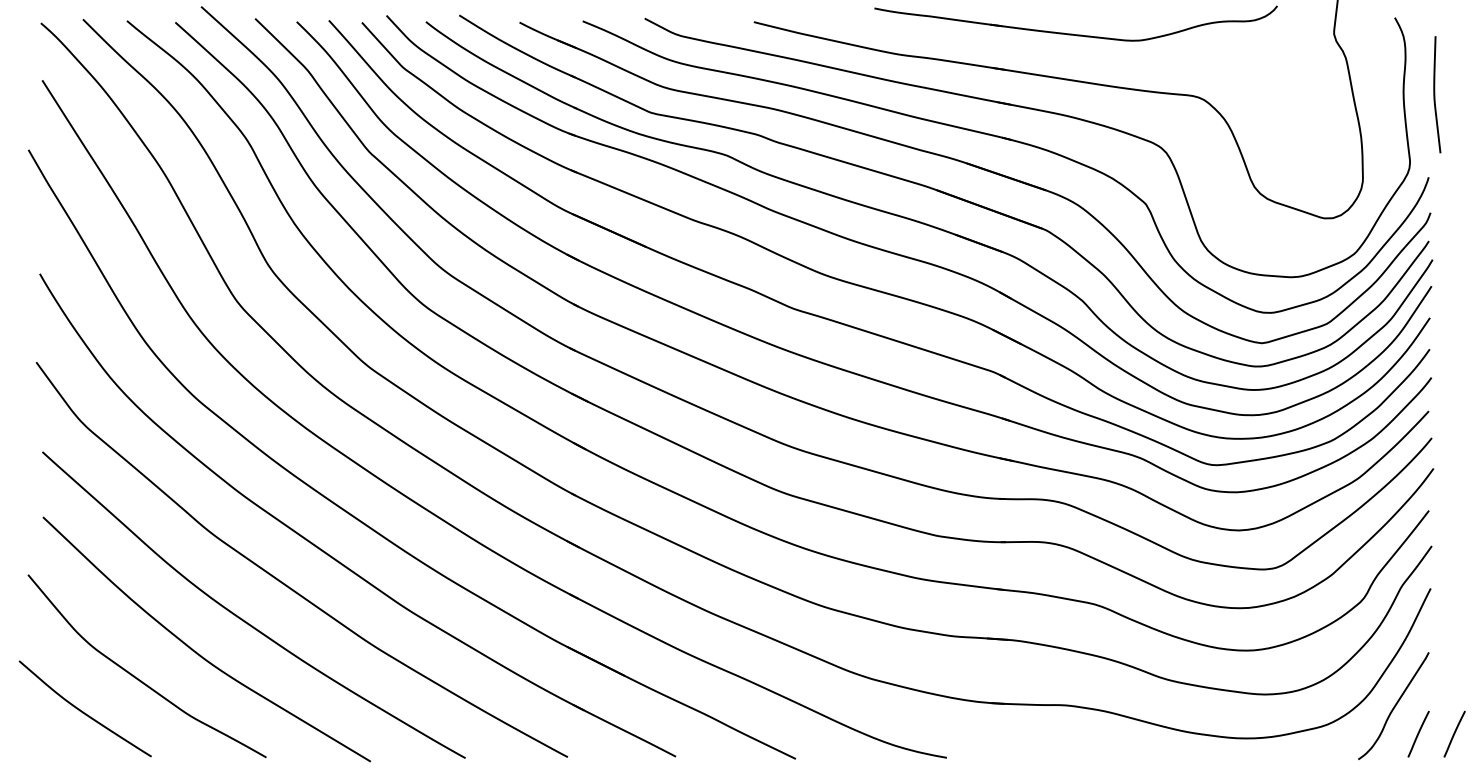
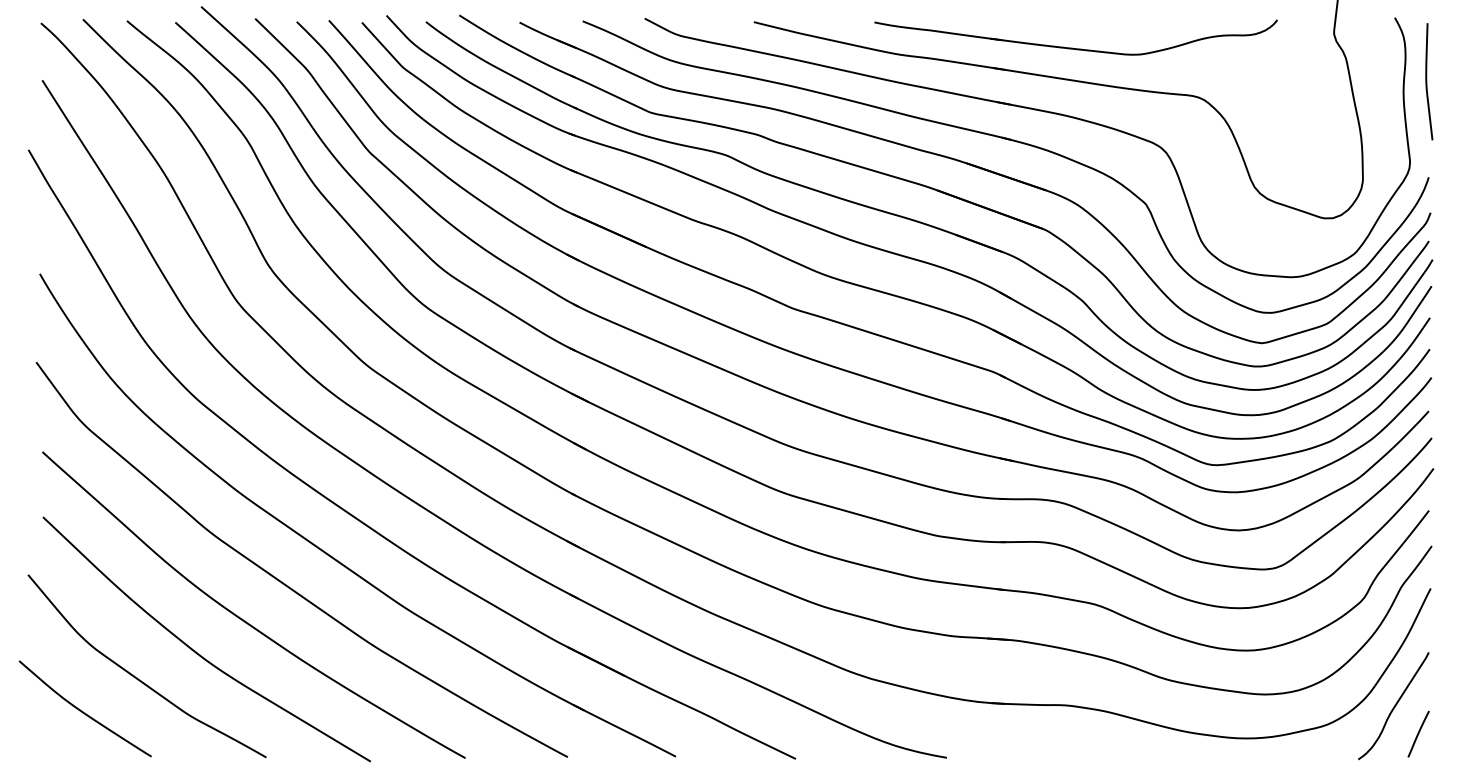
part position: (1072, 33) -> (1072, 47) (1072, 47)
curve position: (1435, 94) -> (1427, 81) (1427, 81)
line: present -> none (1454, 733)
